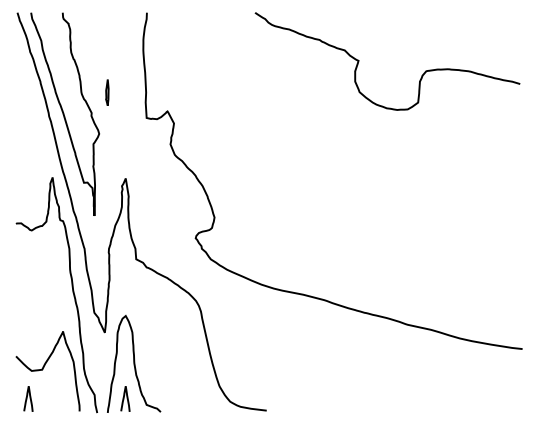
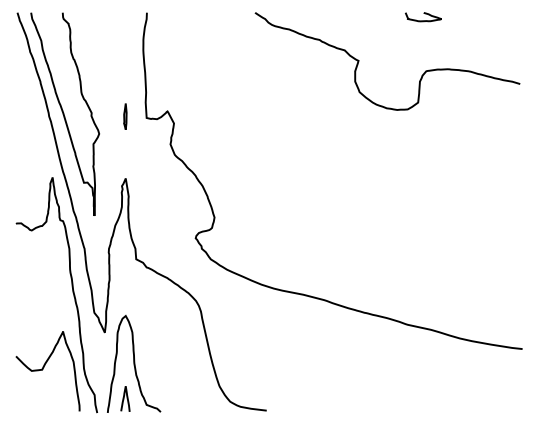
part: none -> present (423, 17)
line position: (107, 92) -> (125, 116) (125, 116)
curve: present -> none (27, 398)
